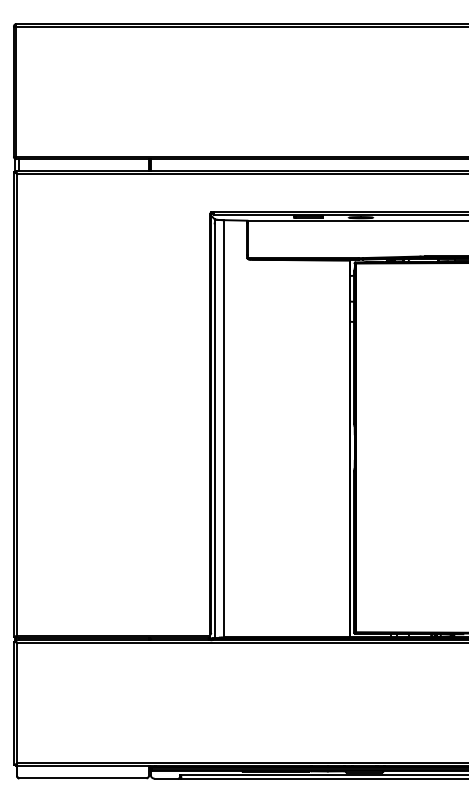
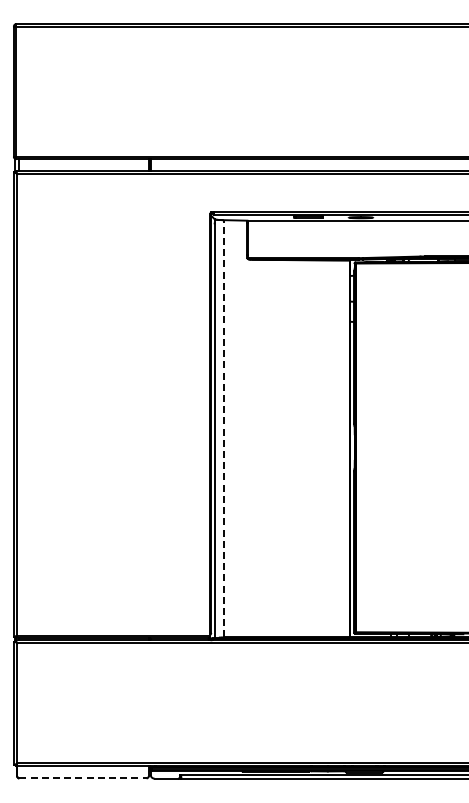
line: solid -> dashed (223, 428)
line: solid -> dashed (82, 778)
